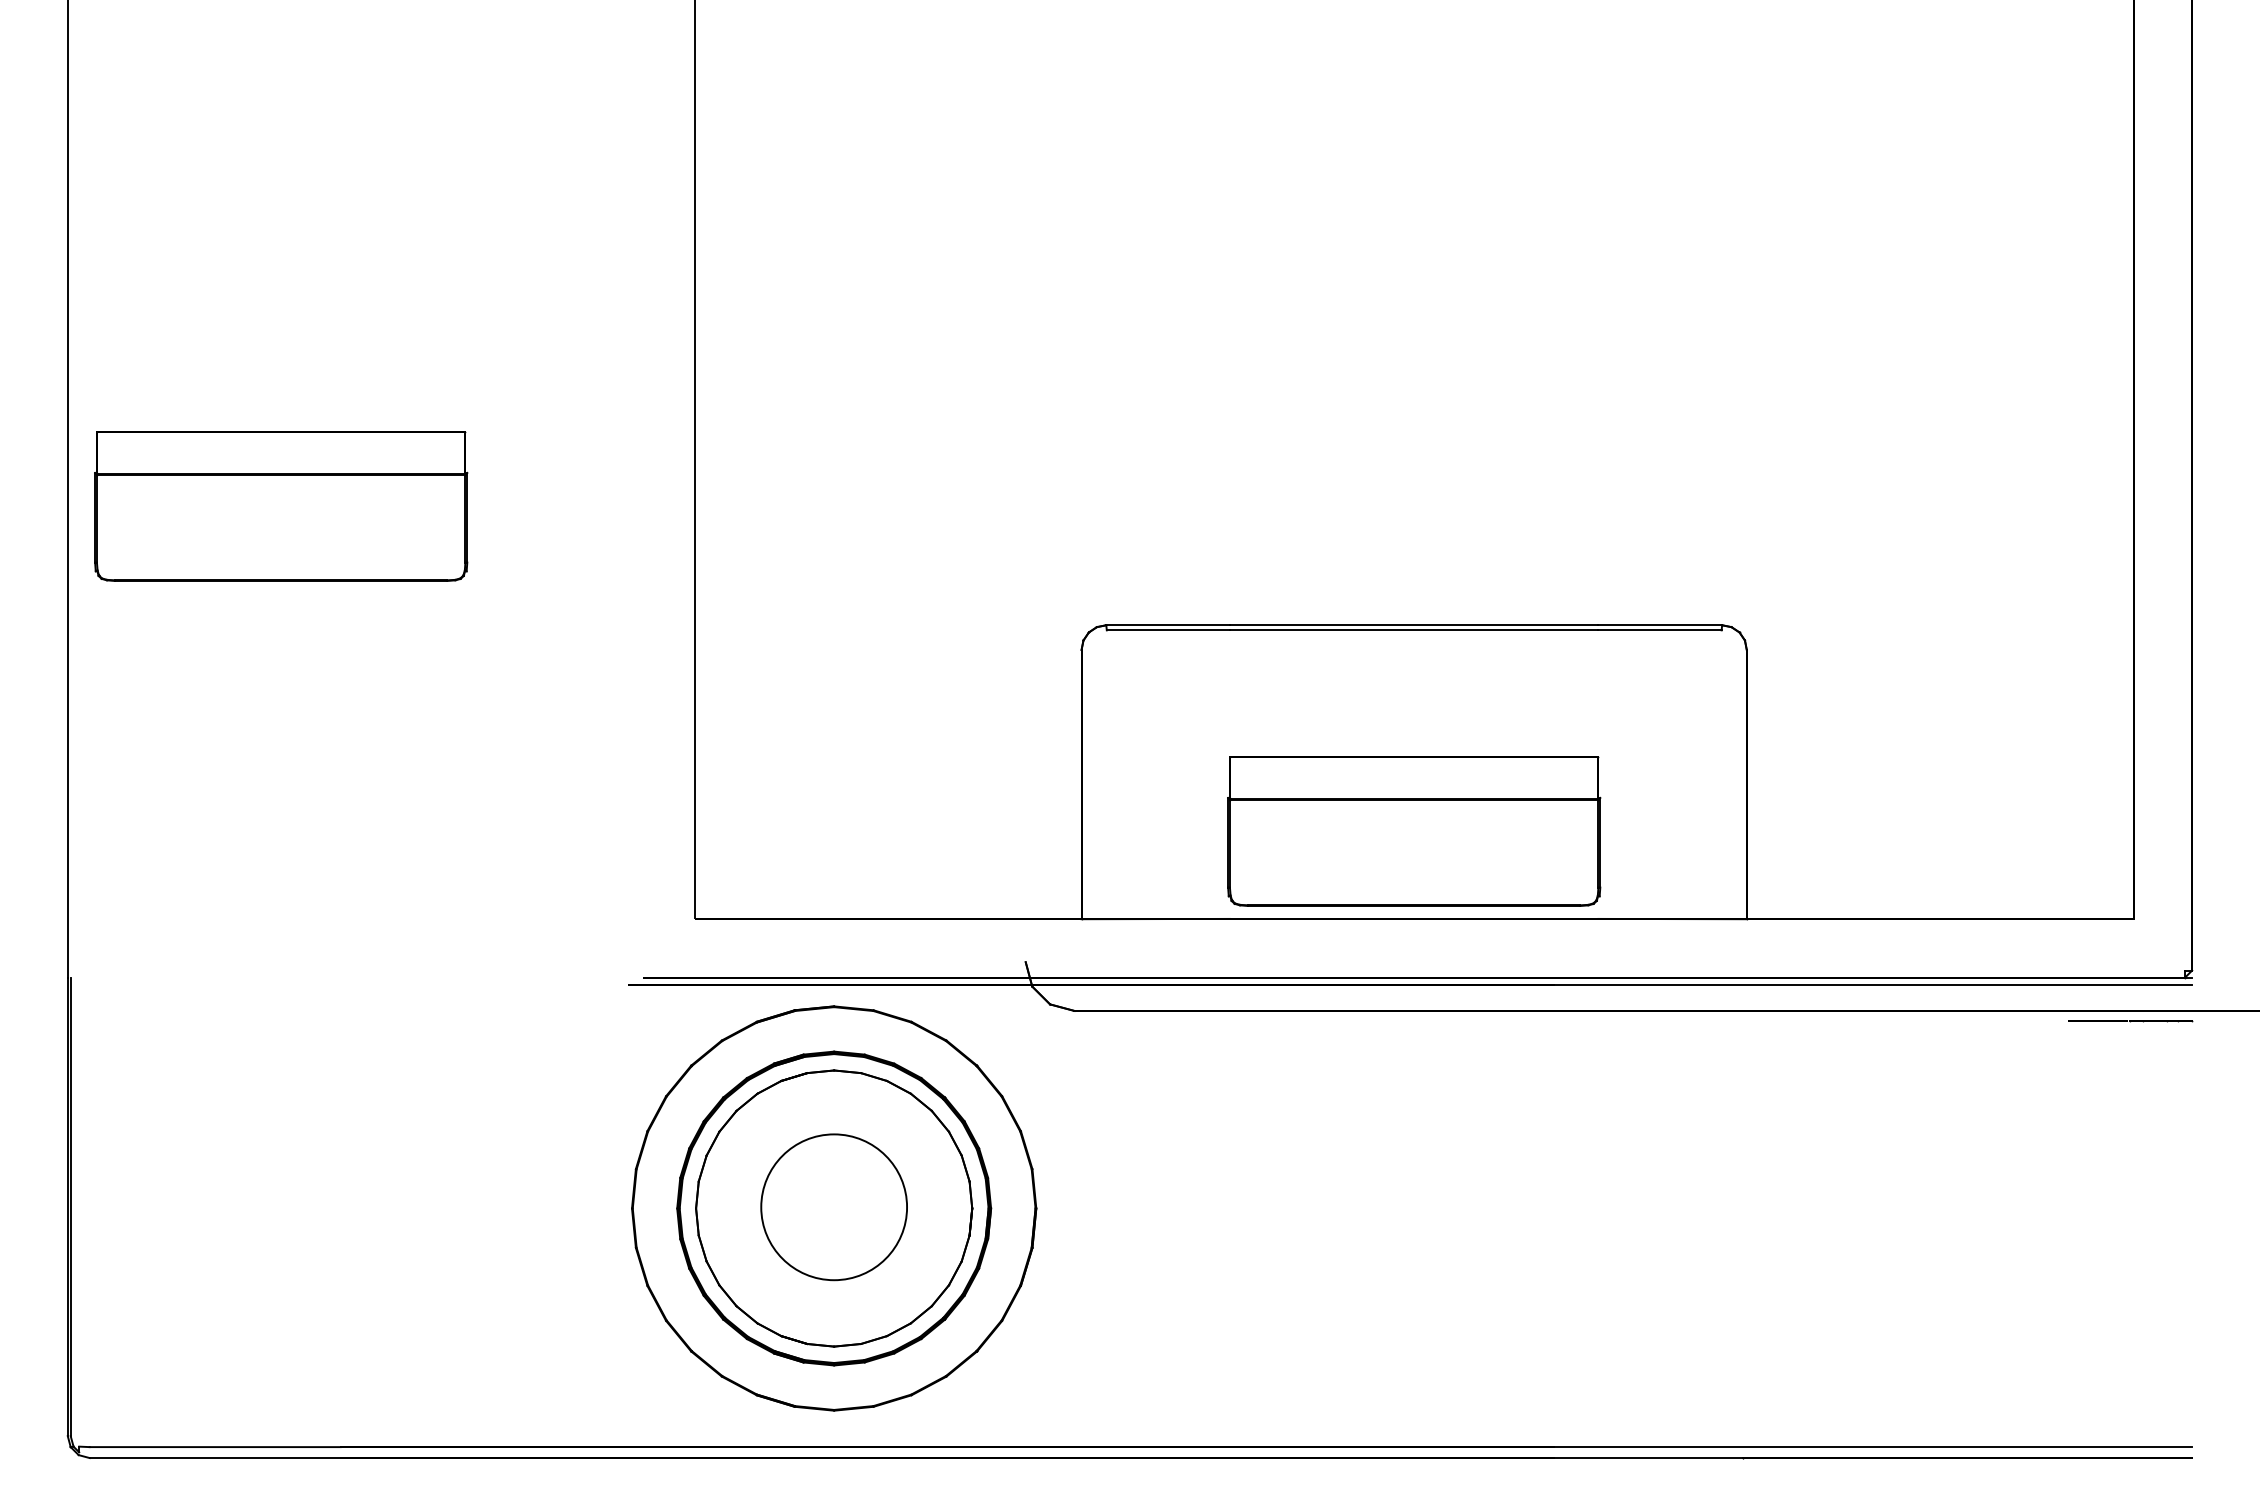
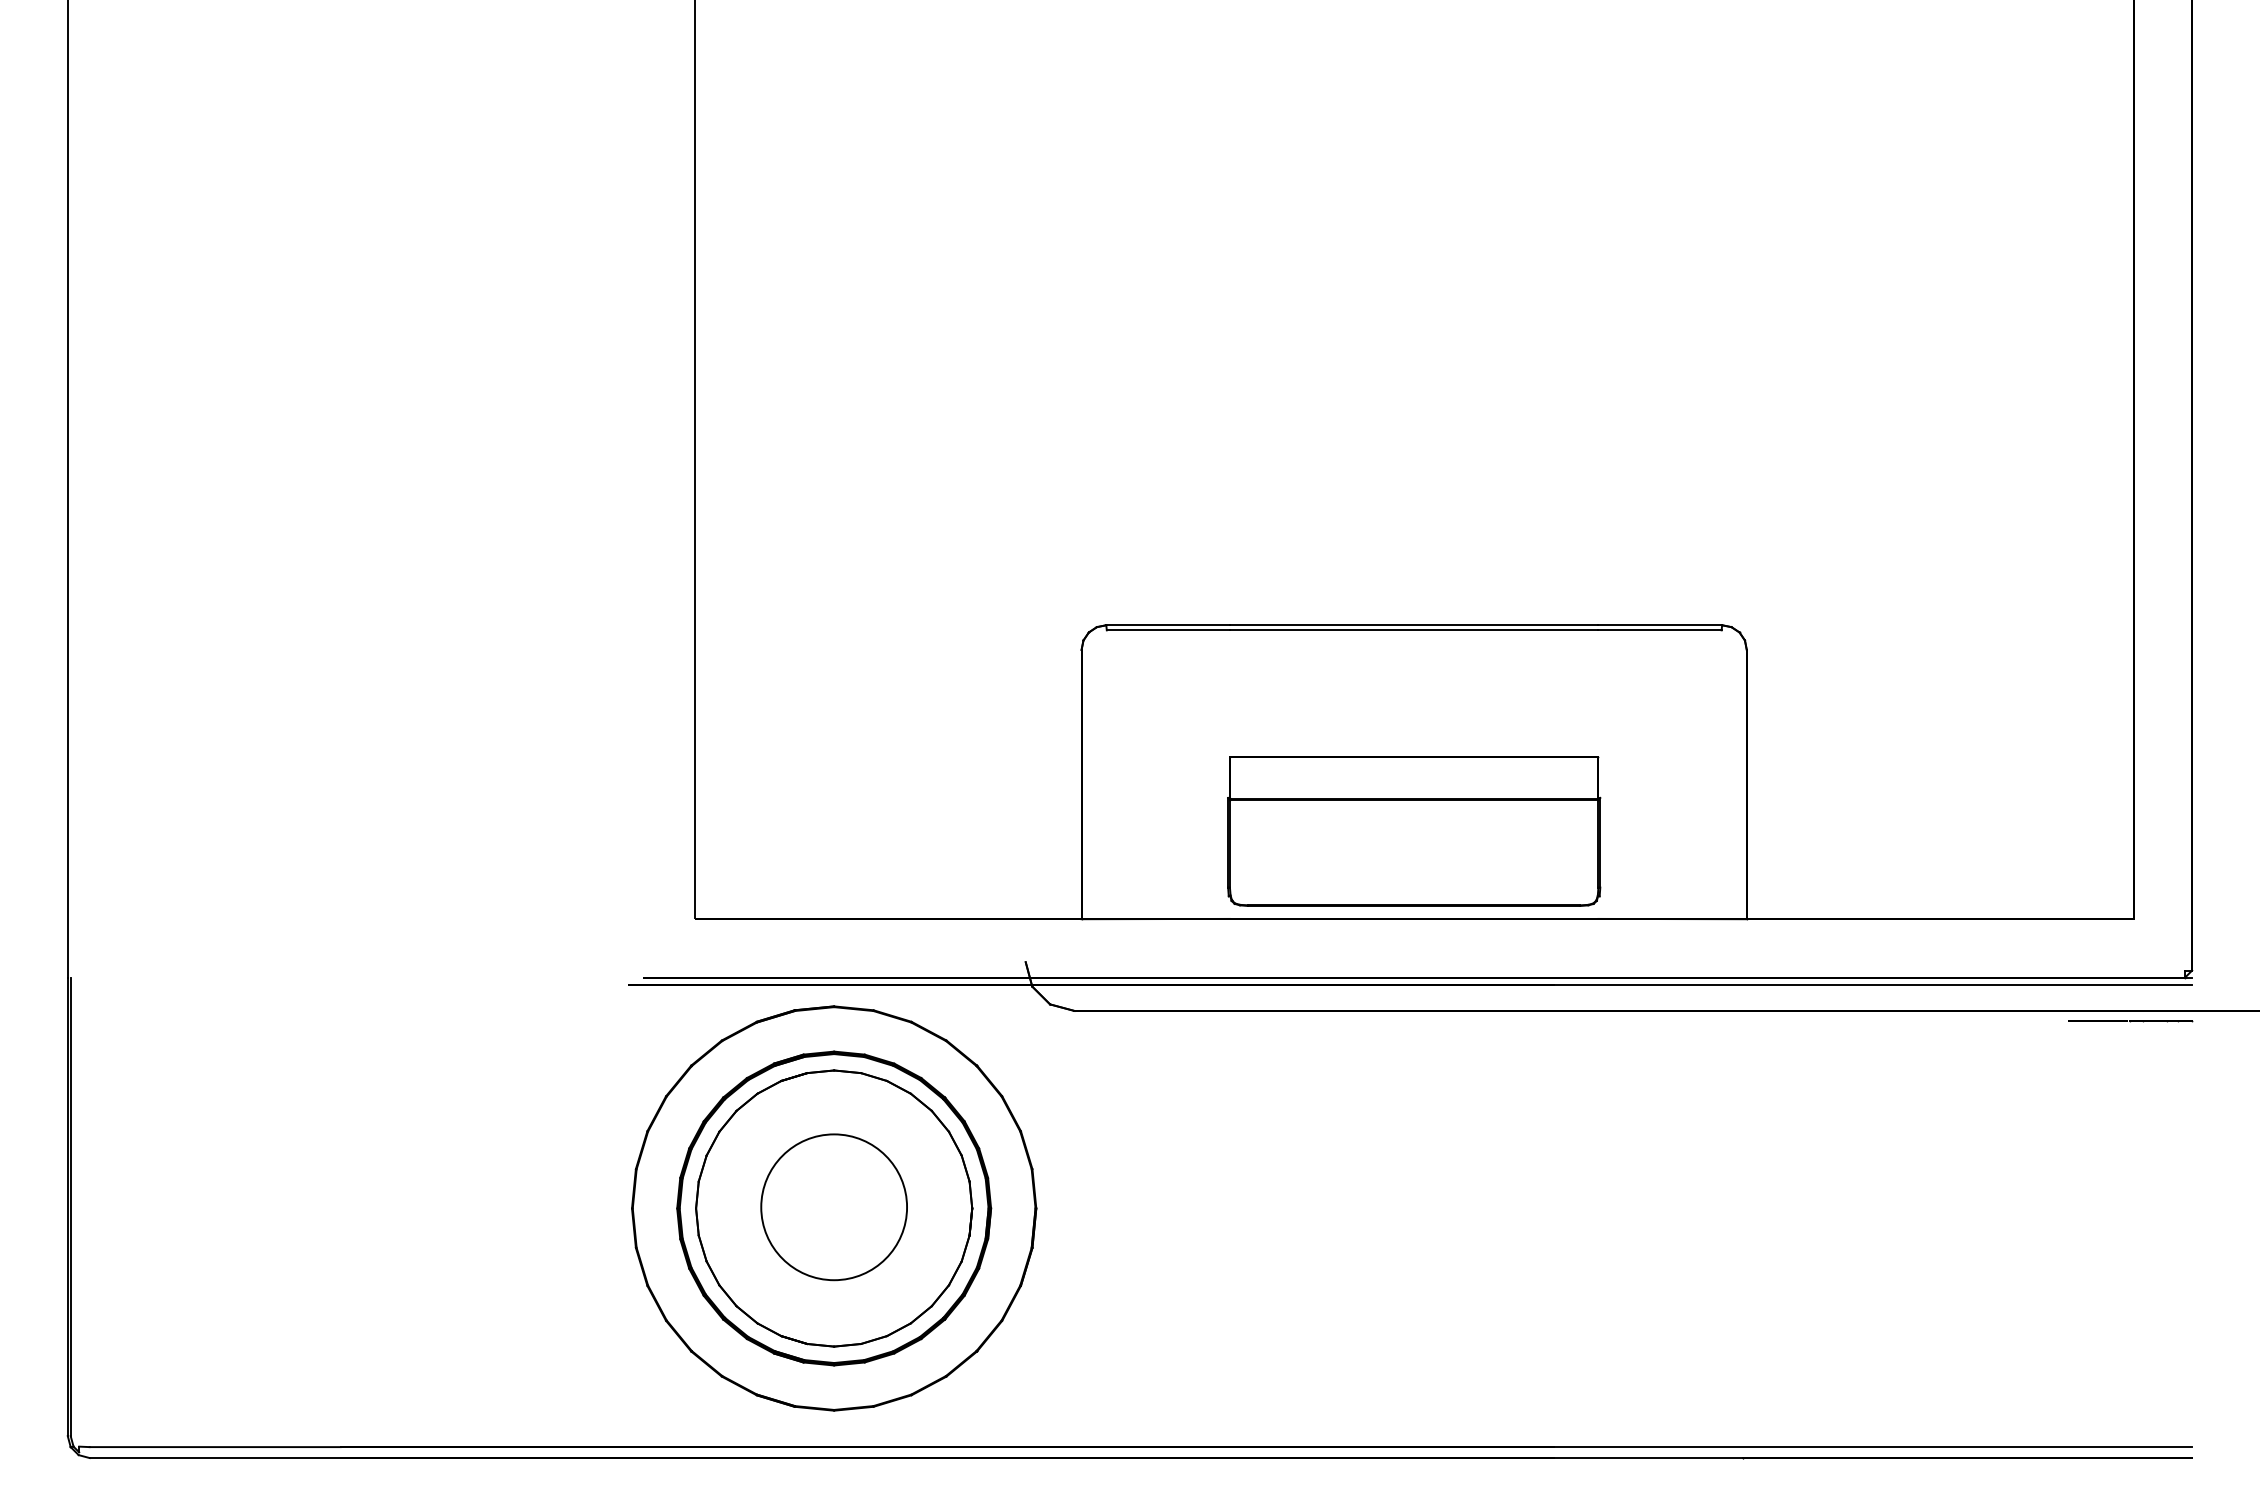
part: present -> none (281, 506)
